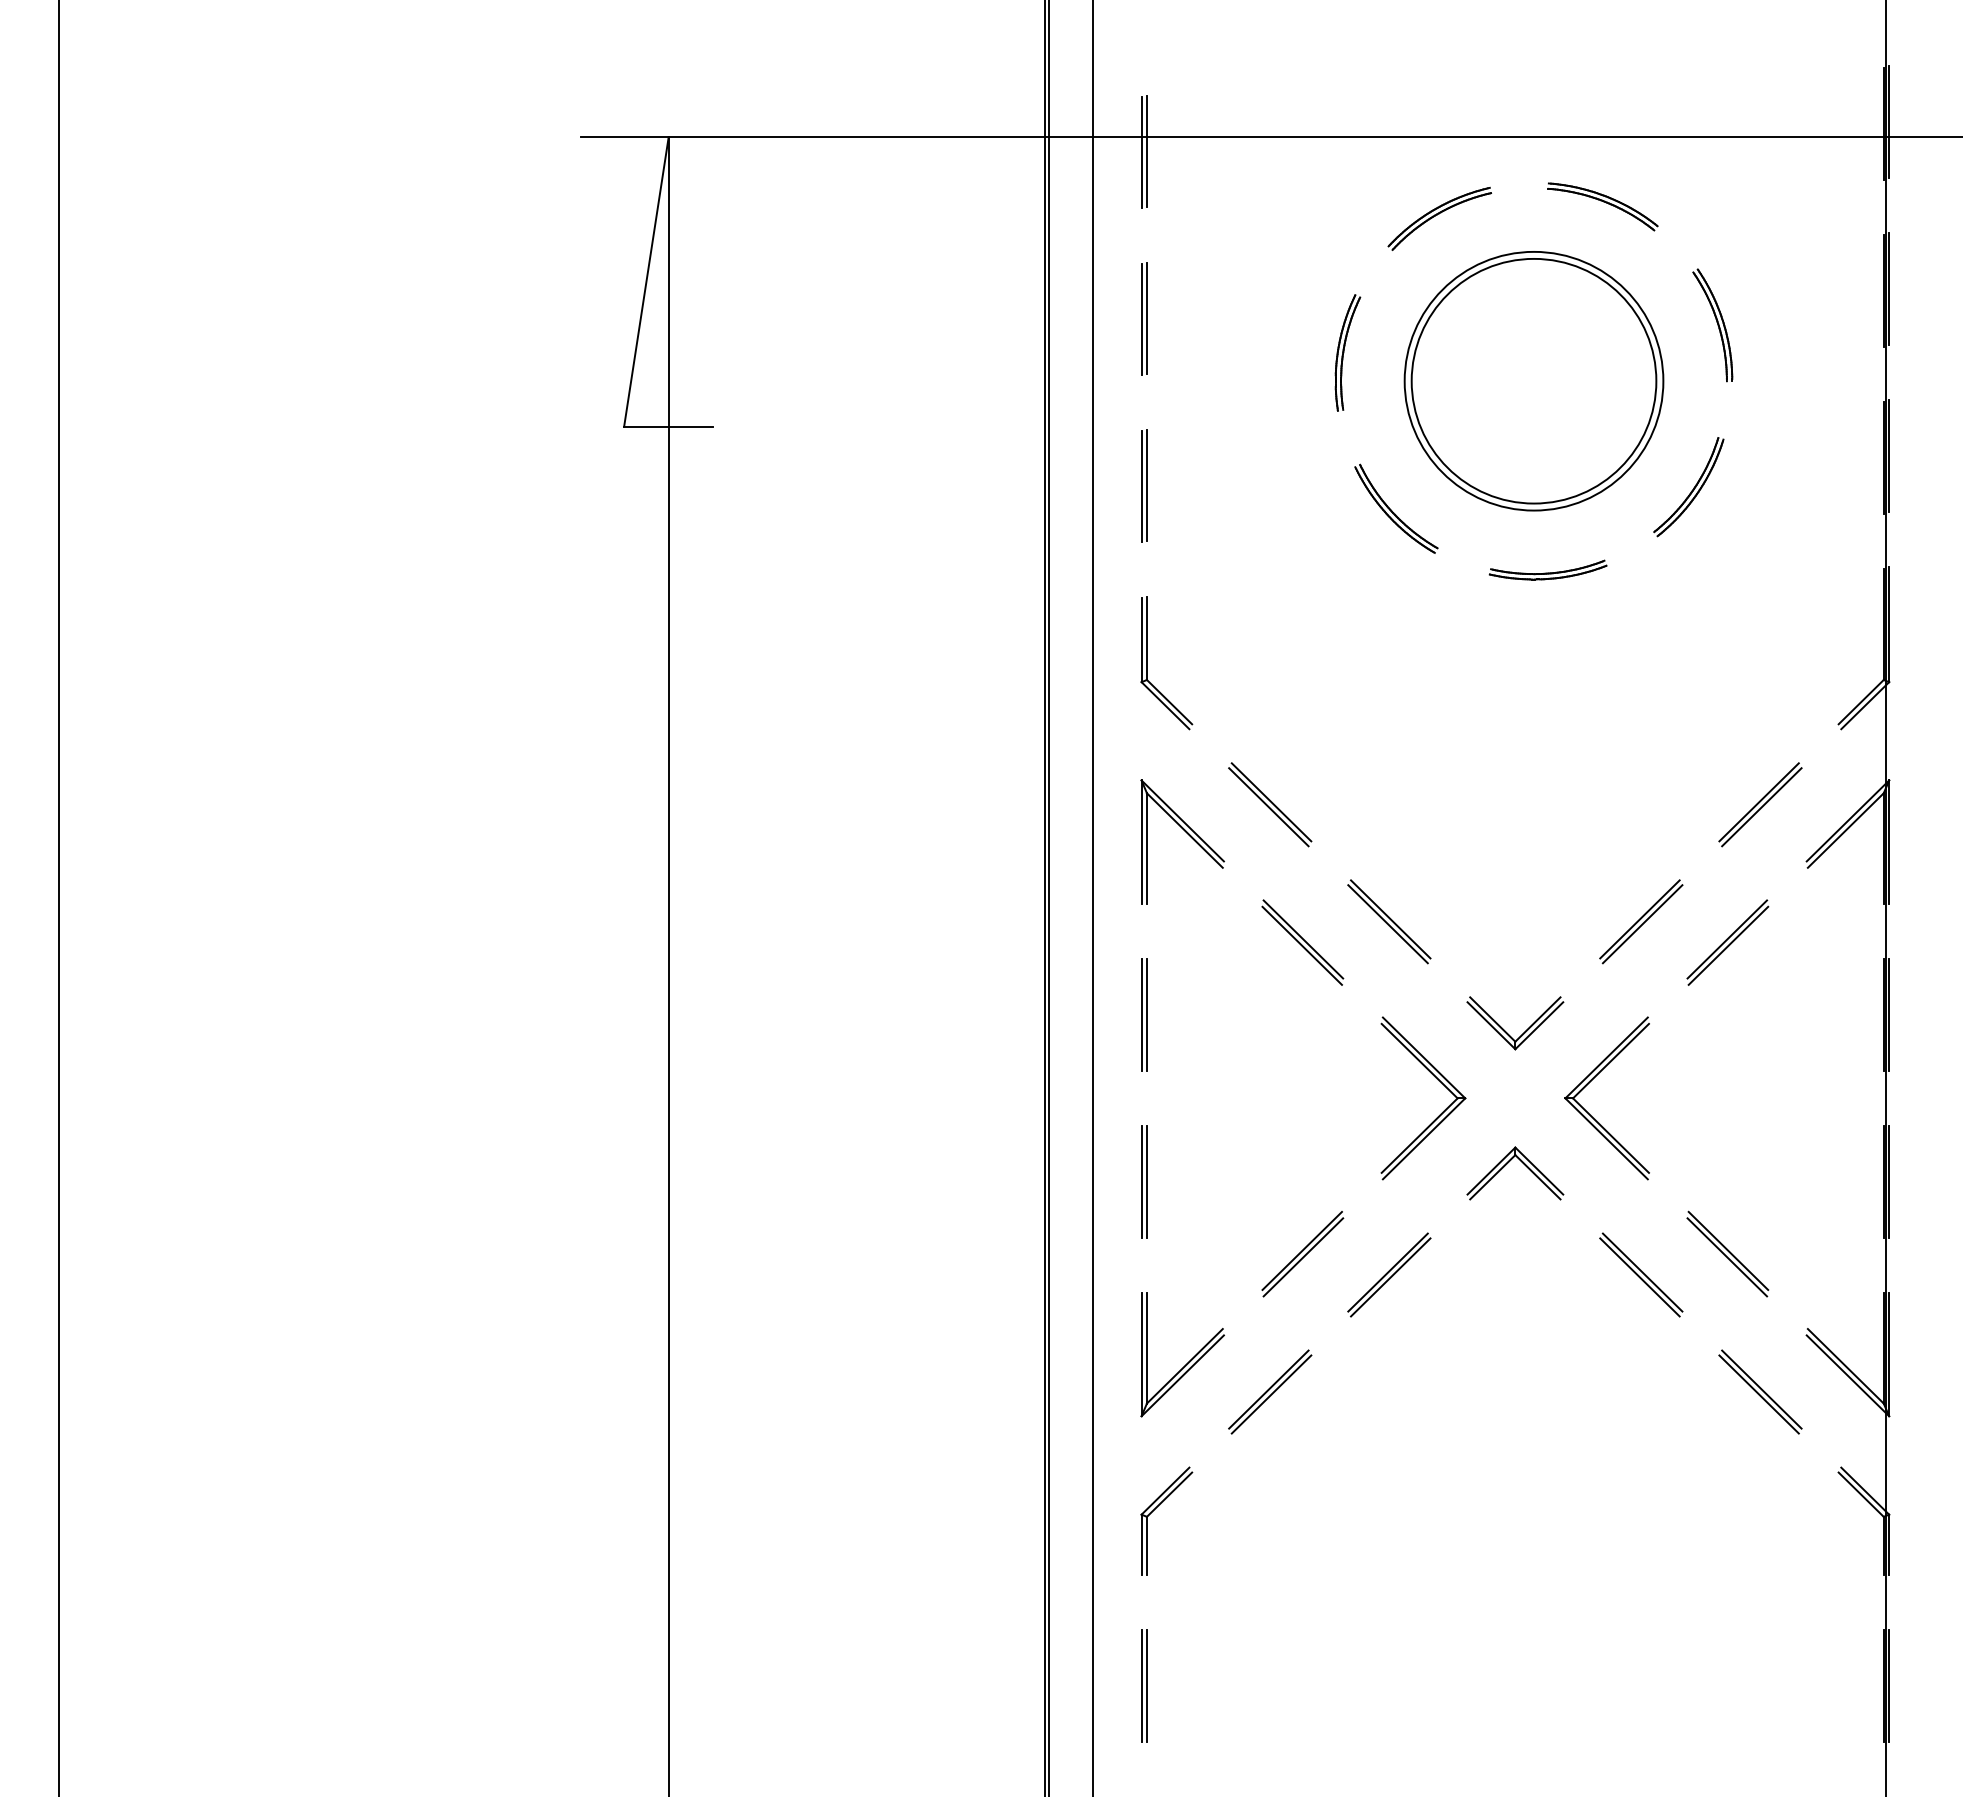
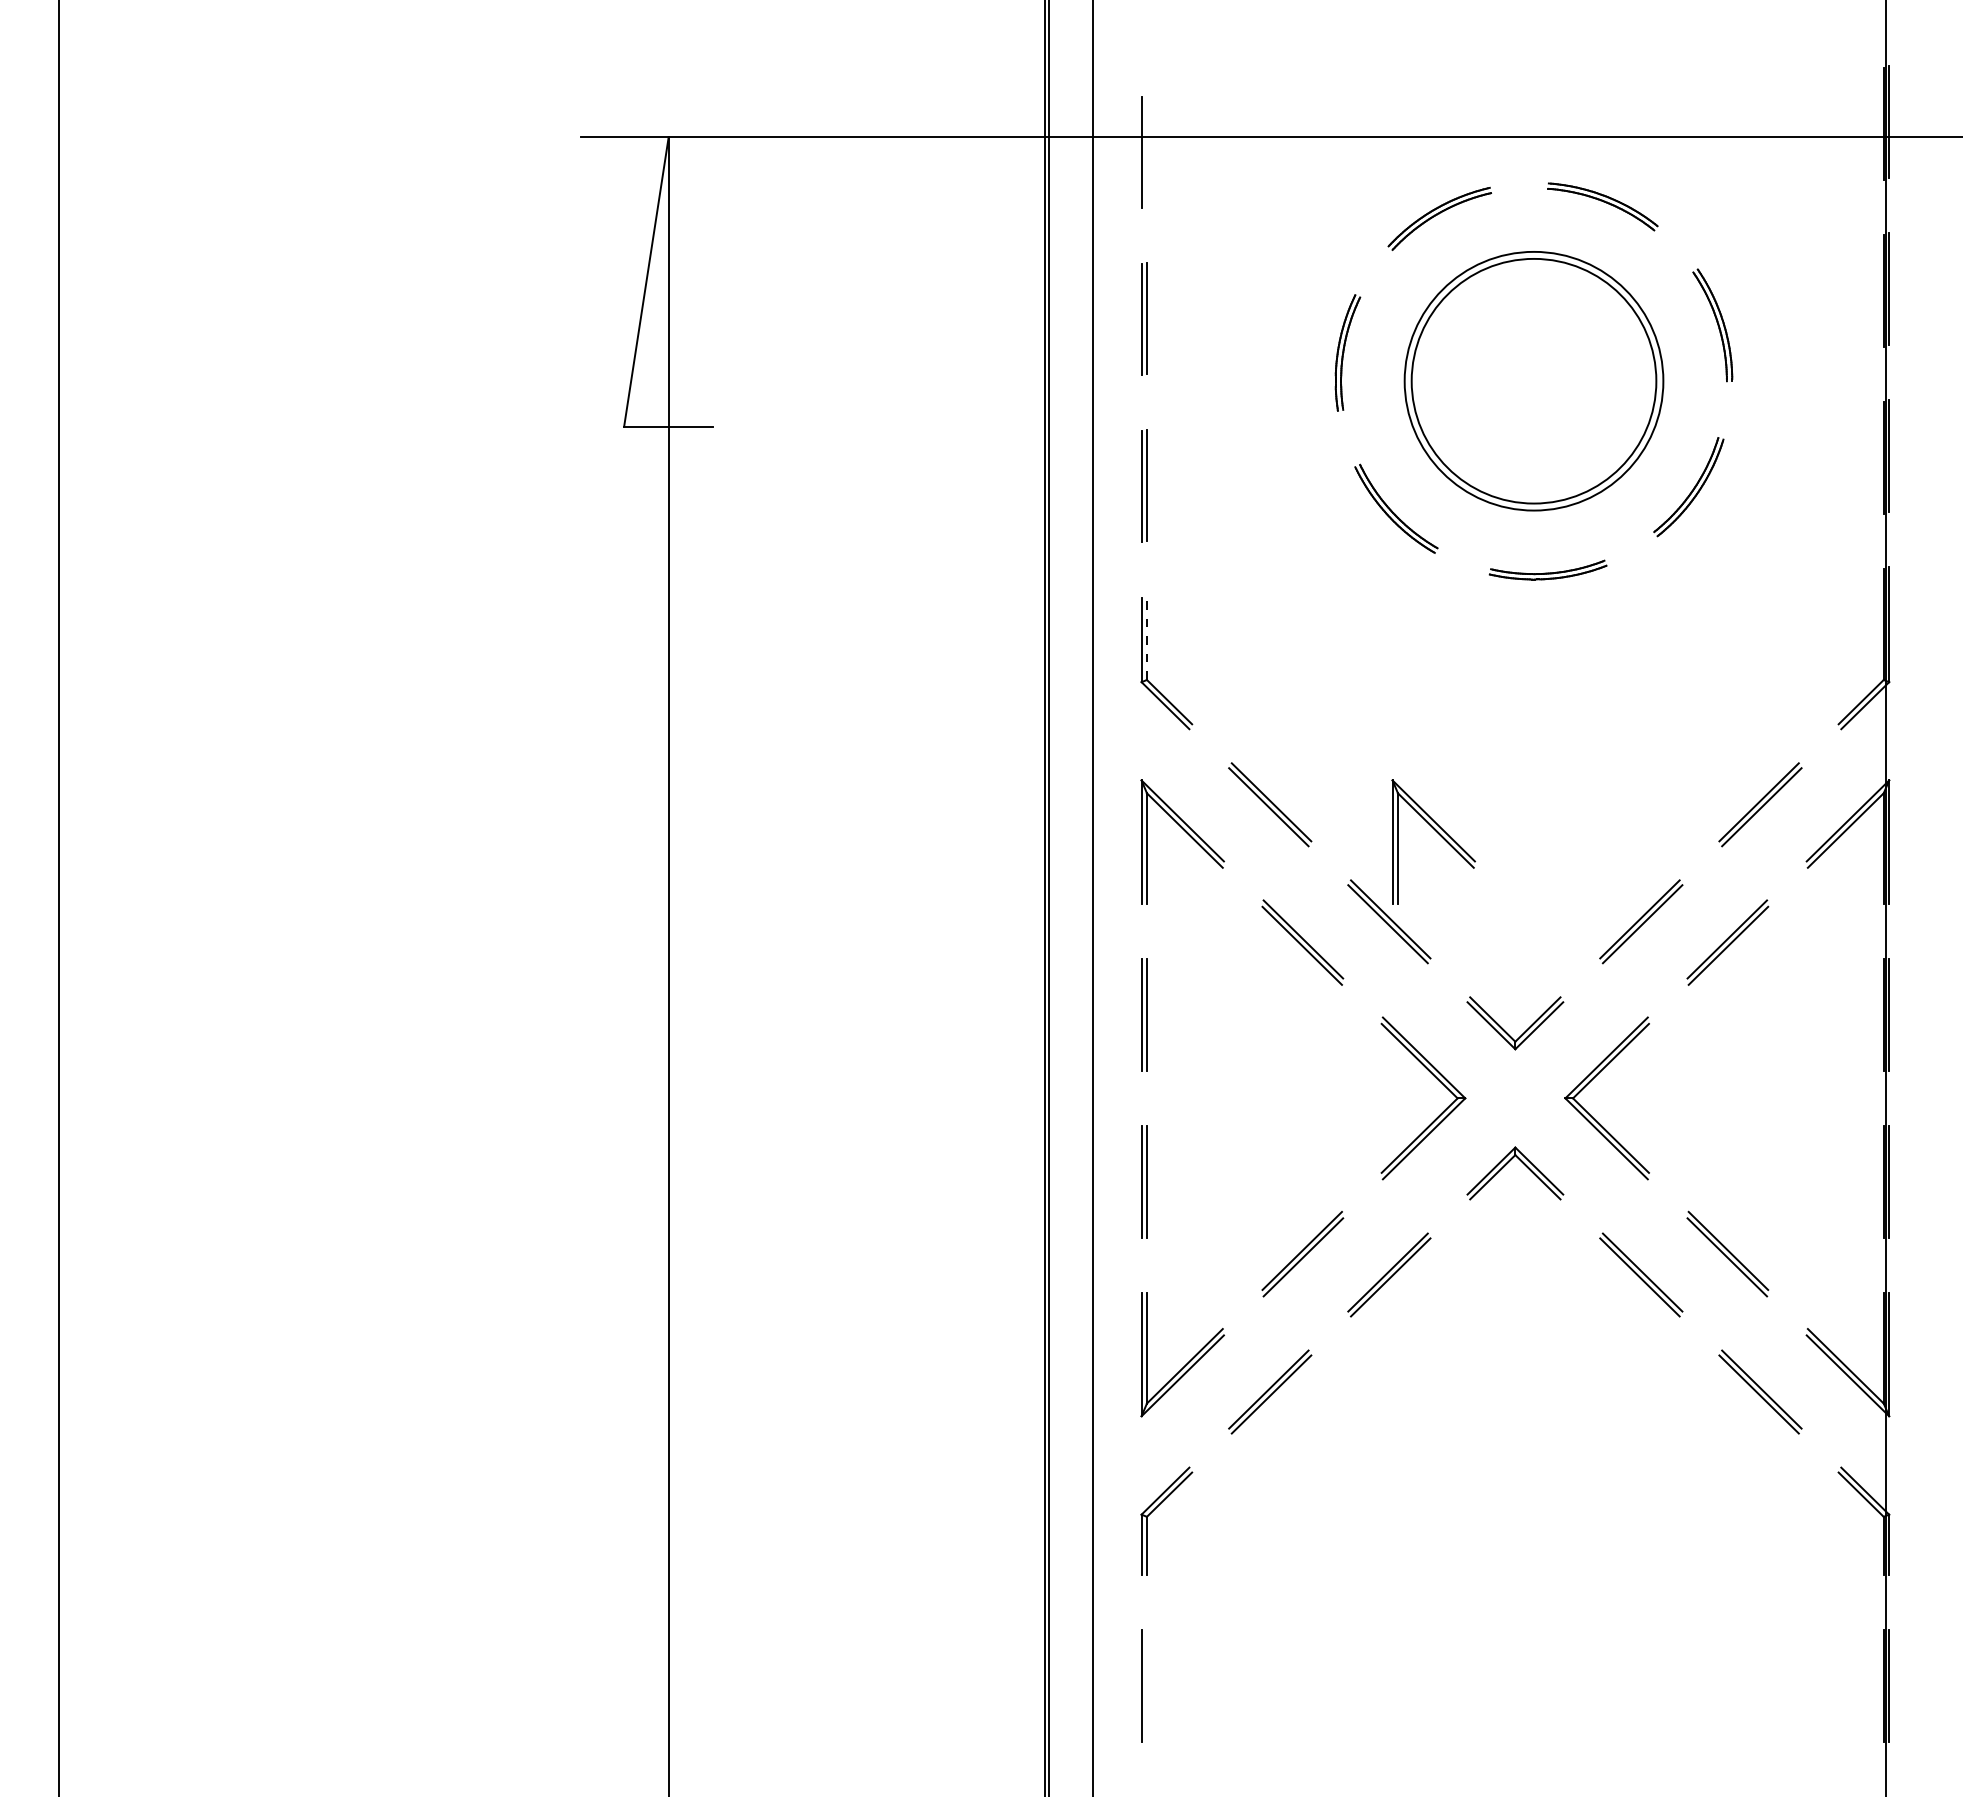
line: present -> none (1146, 151)
line: solid -> dashed (1146, 638)
part: none -> present (1439, 835)
line: present -> none (1146, 1685)
